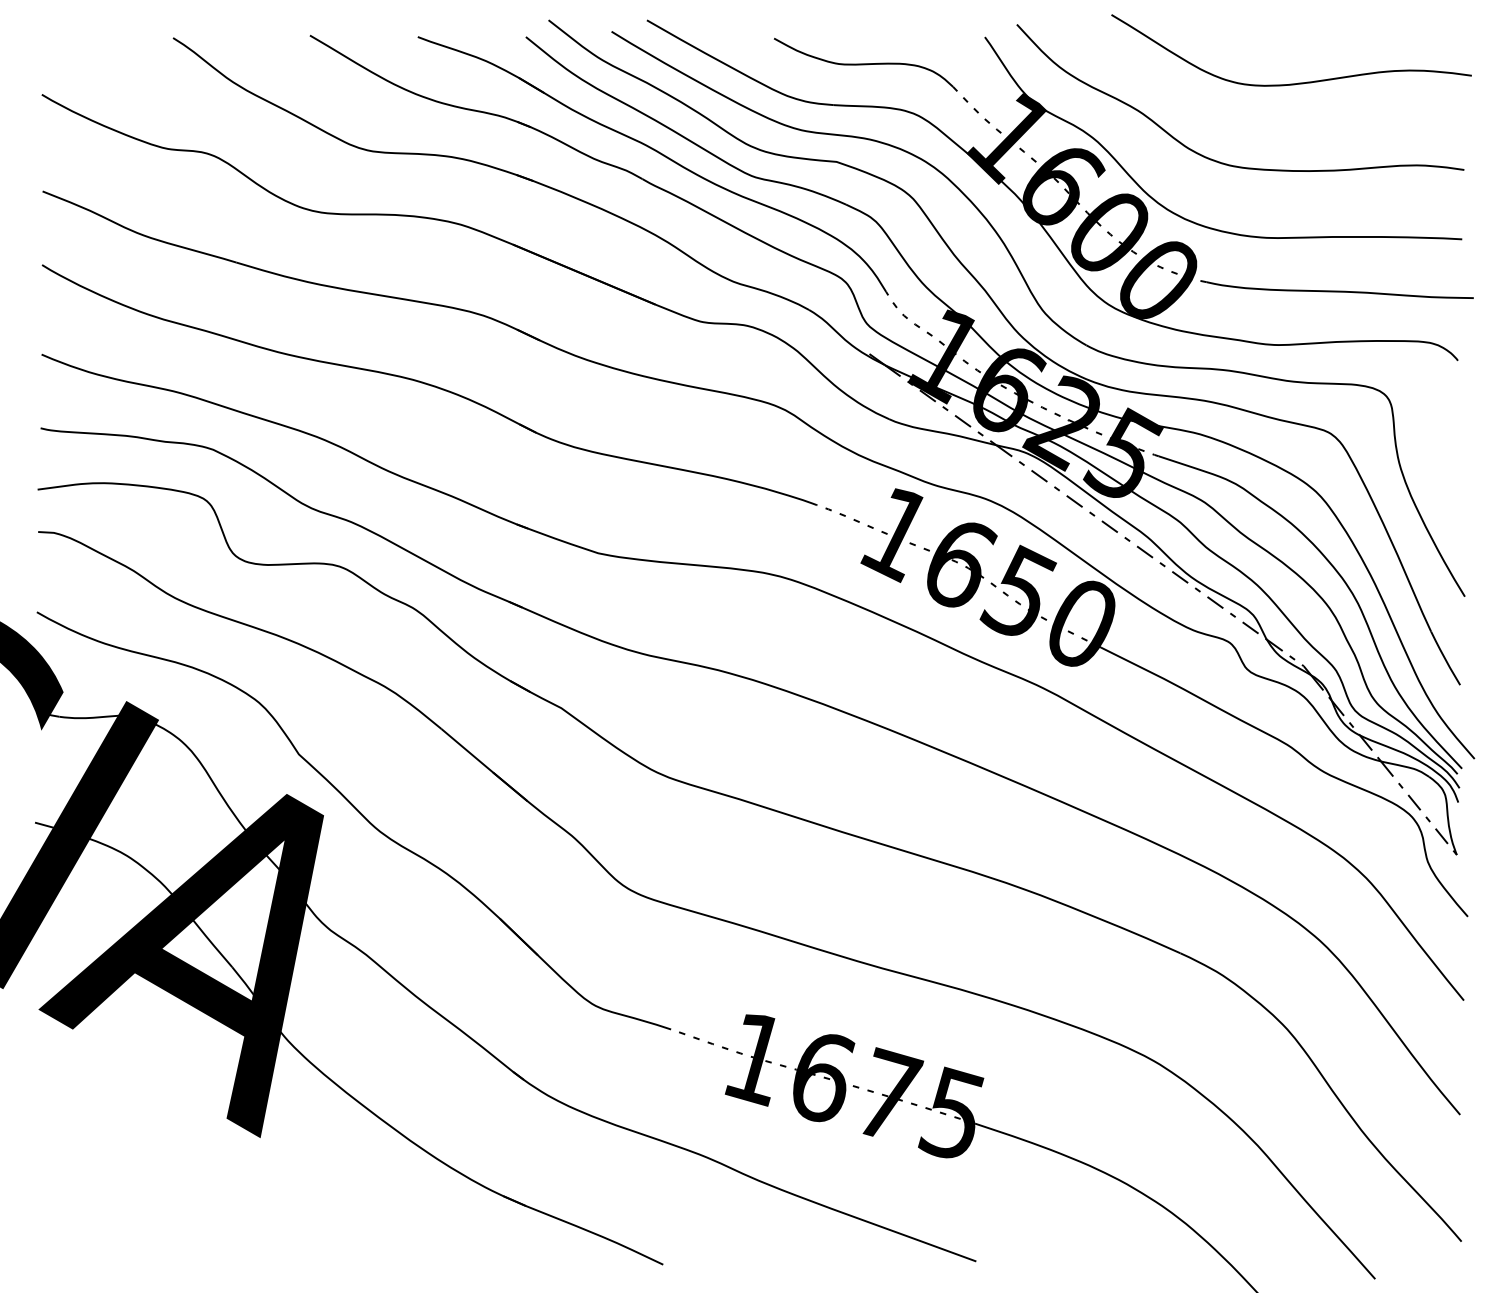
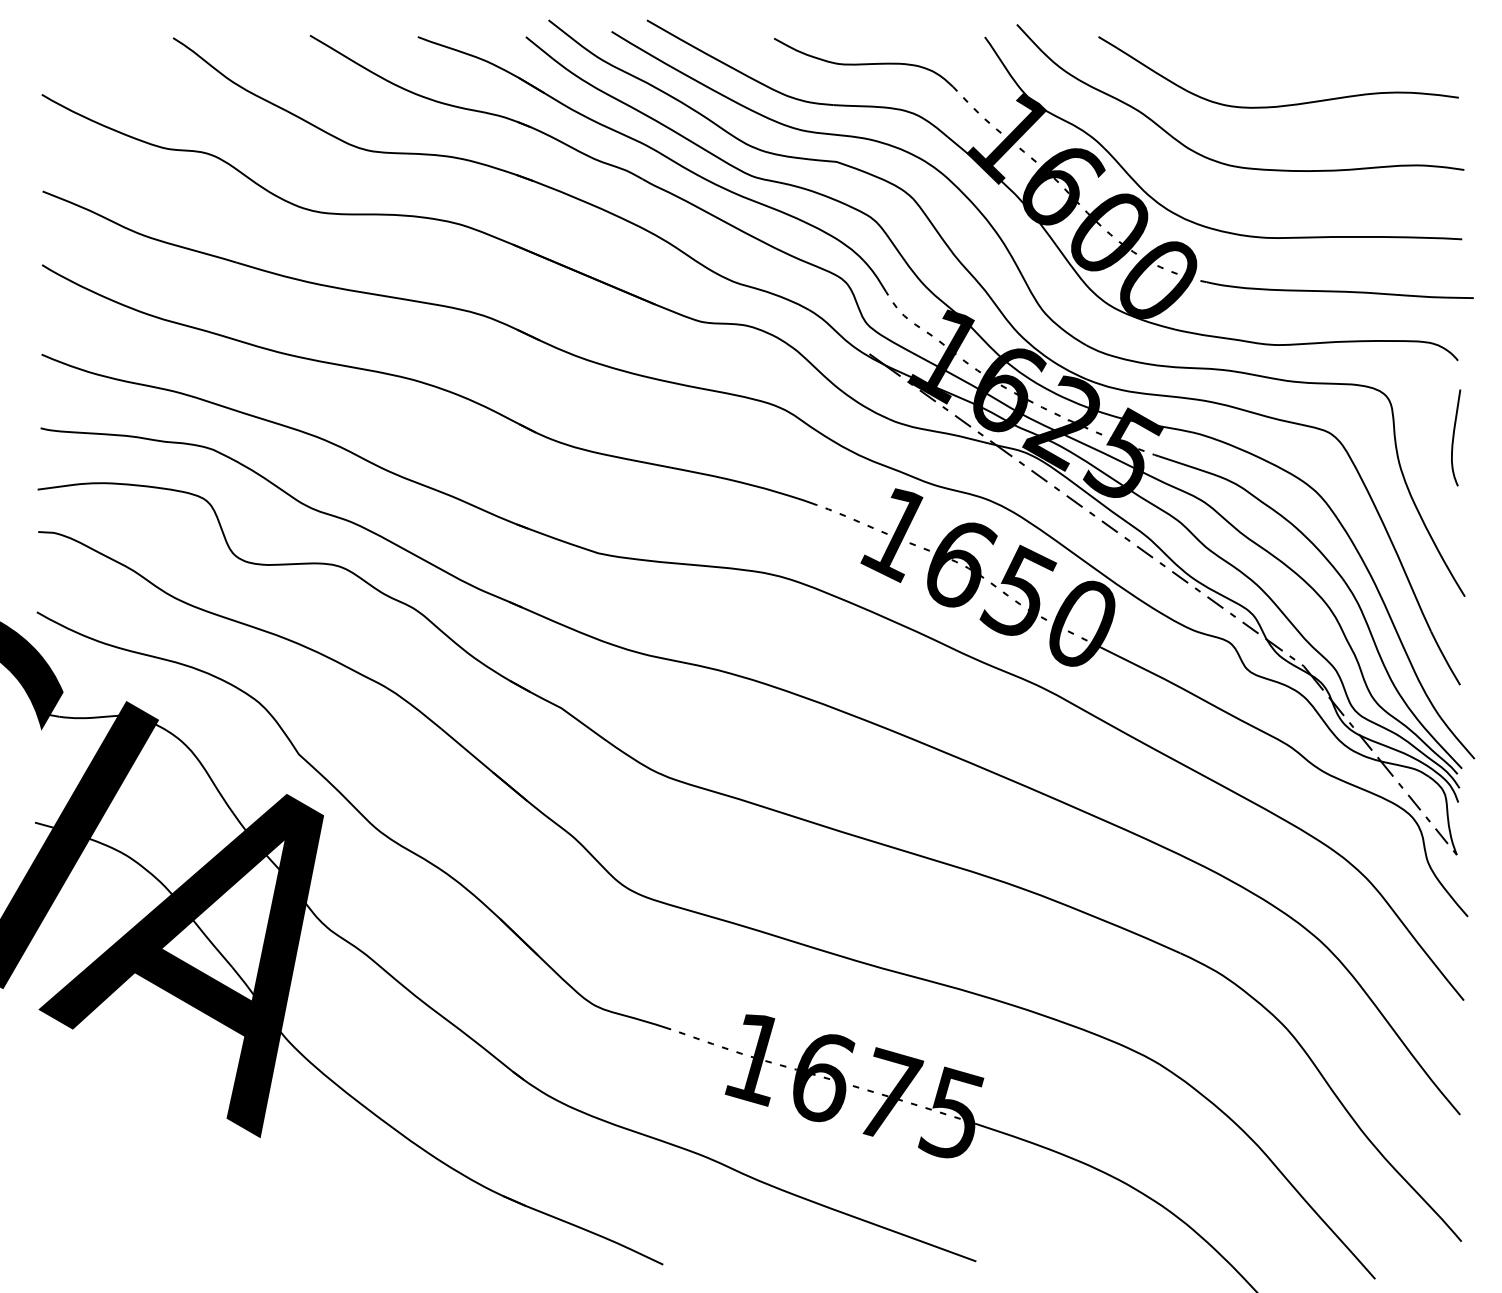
curve position: (1298, 82) -> (1285, 104) (1285, 104)
curve: none -> present (1454, 437)
